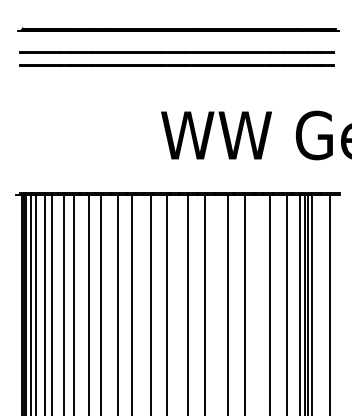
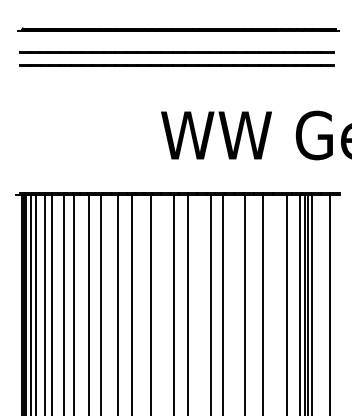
line position: (166, 303) -> (173, 303) (173, 303)
line position: (204, 303) -> (210, 303) (210, 303)
line position: (228, 303) -> (223, 303) (223, 303)
line position: (269, 303) -> (262, 303) (262, 303)
